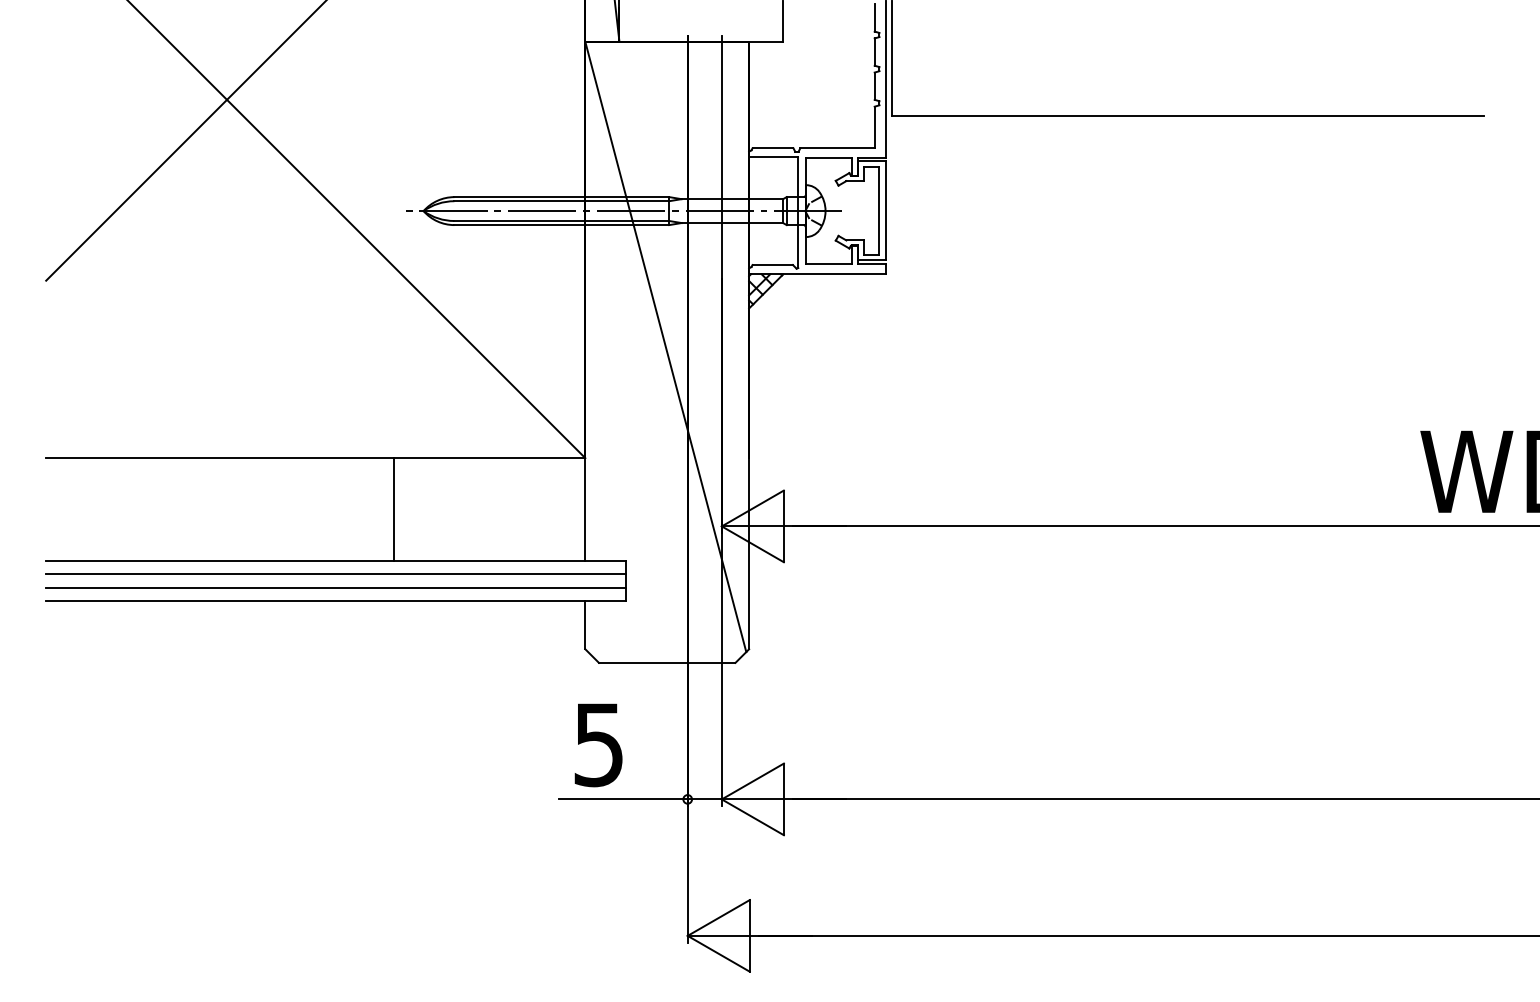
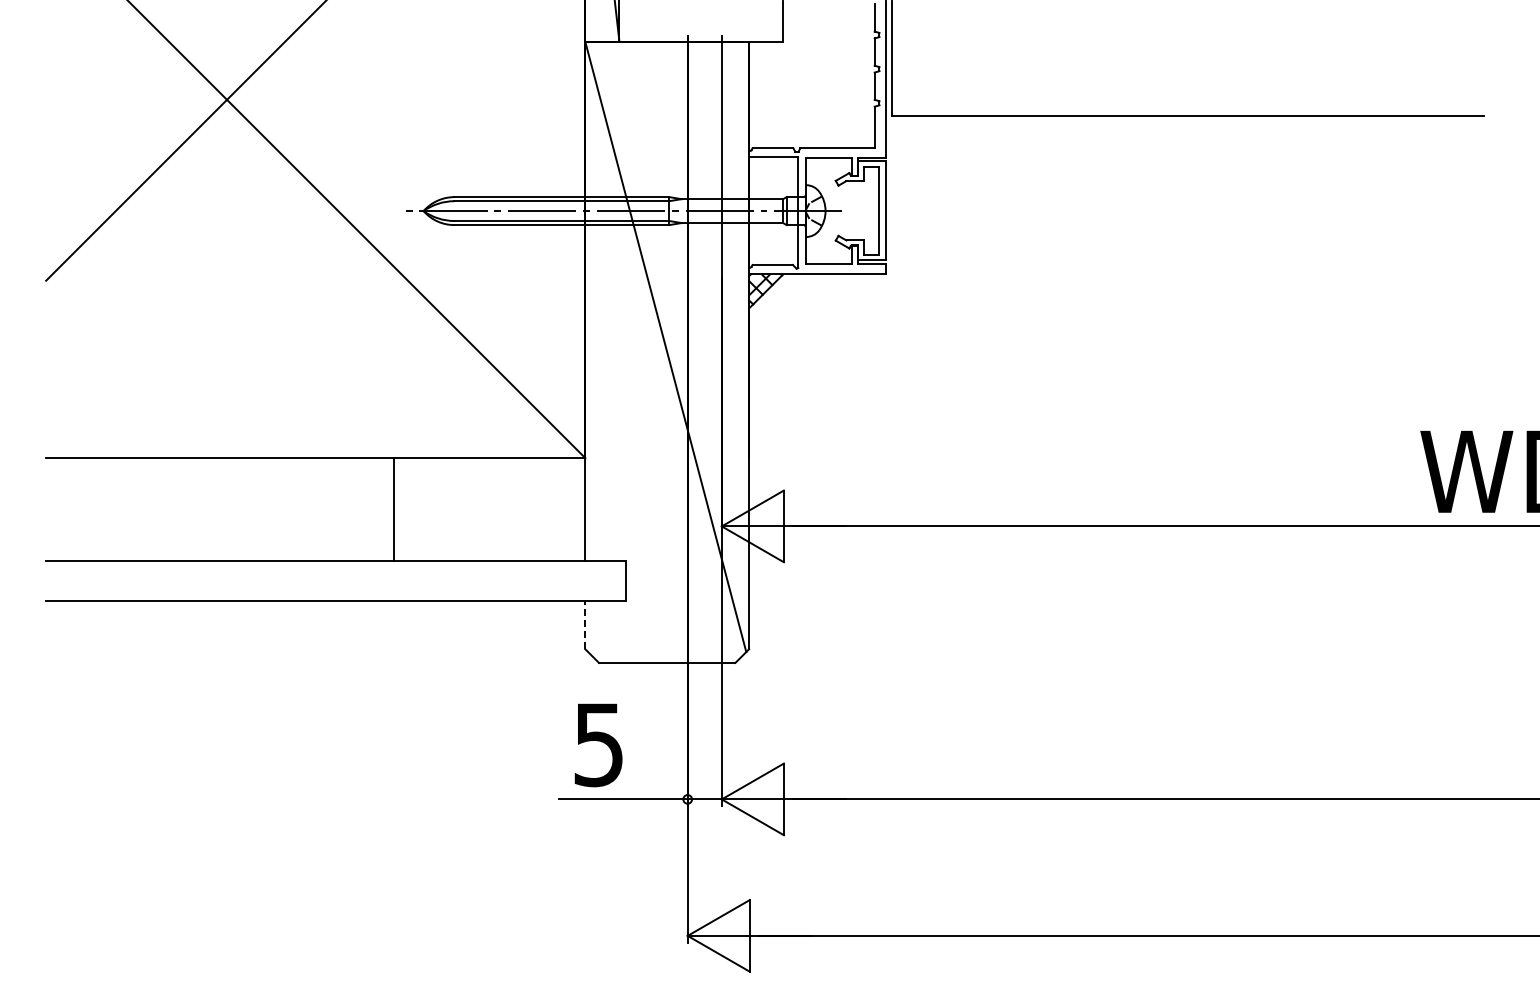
line: present -> none (336, 574)
line: present -> none (336, 587)
line: solid -> dashed (585, 625)
